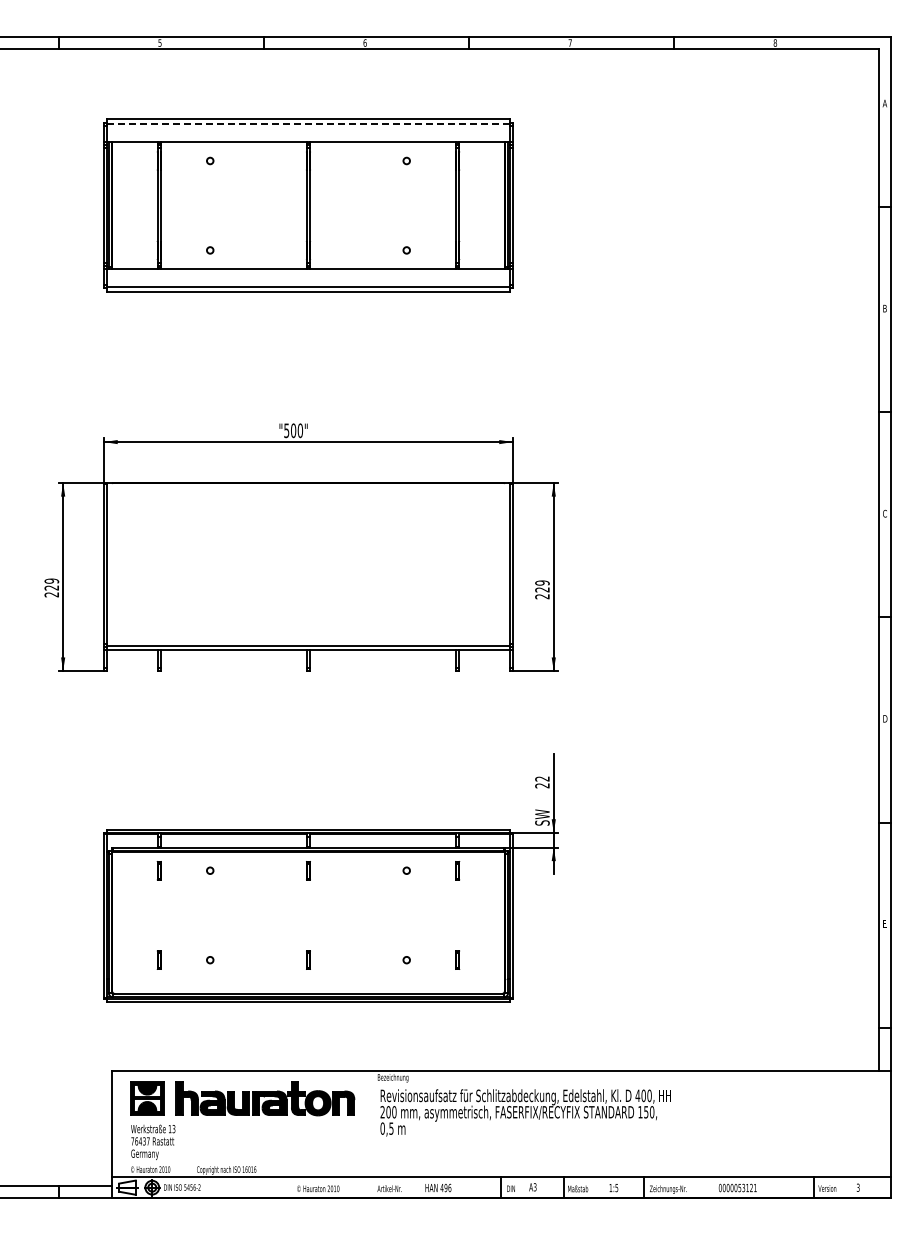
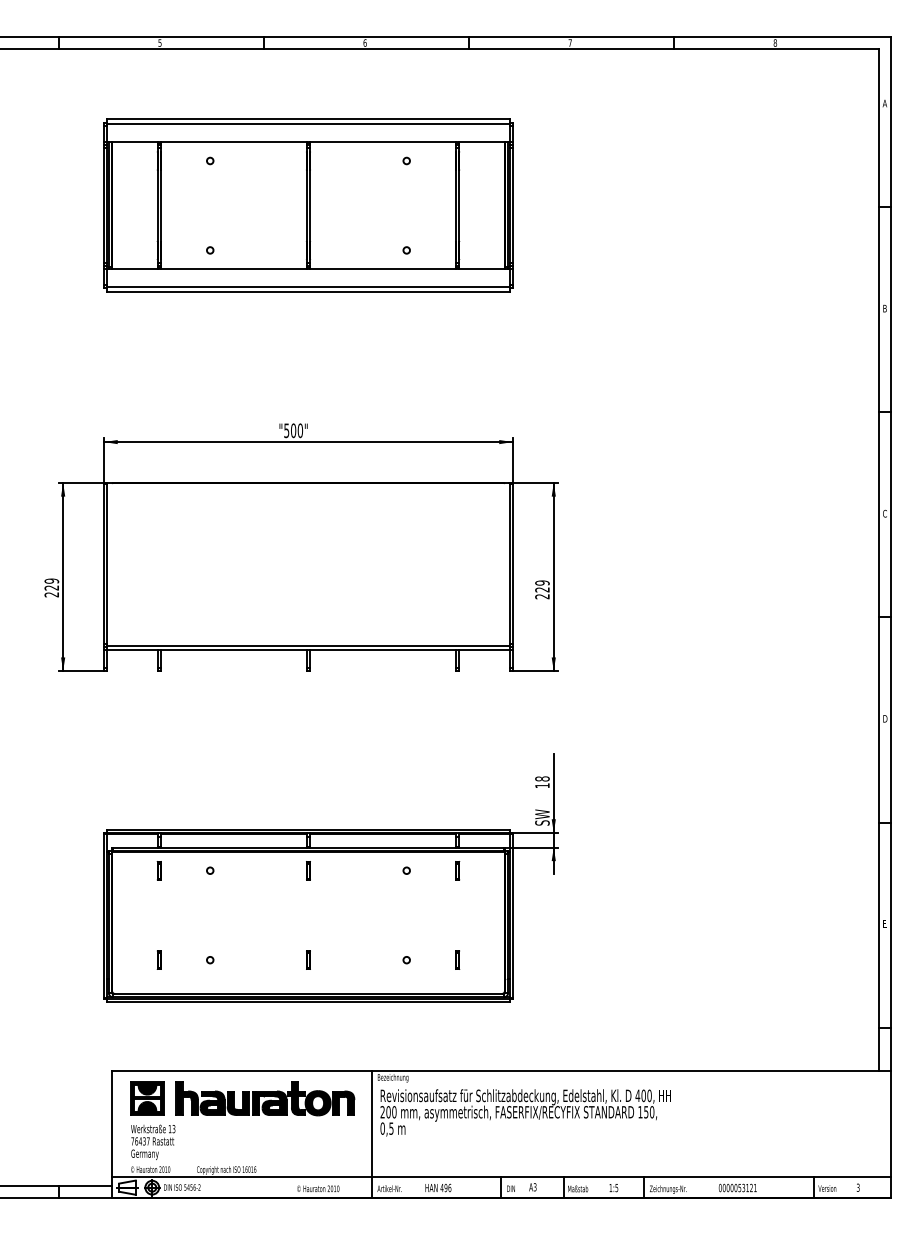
line: dashed -> solid (307, 123)
text: 22 -> 18 (542, 782)
line: none -> present (372, 1133)
